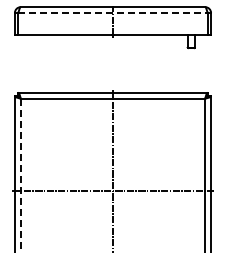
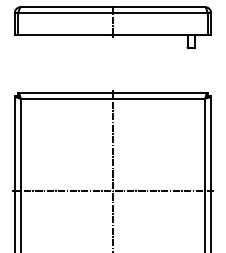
line: dashed -> solid (112, 13)
line: dashed -> solid (20, 175)
